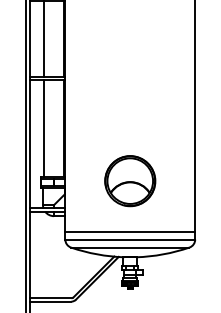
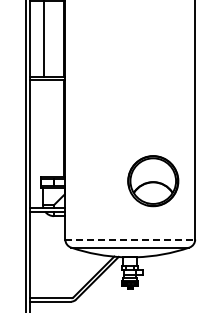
line: present -> none (44, 128)
part position: (130, 181) -> (153, 181) (153, 181)
line: present -> none (130, 231)
line: solid -> dashed (130, 239)
